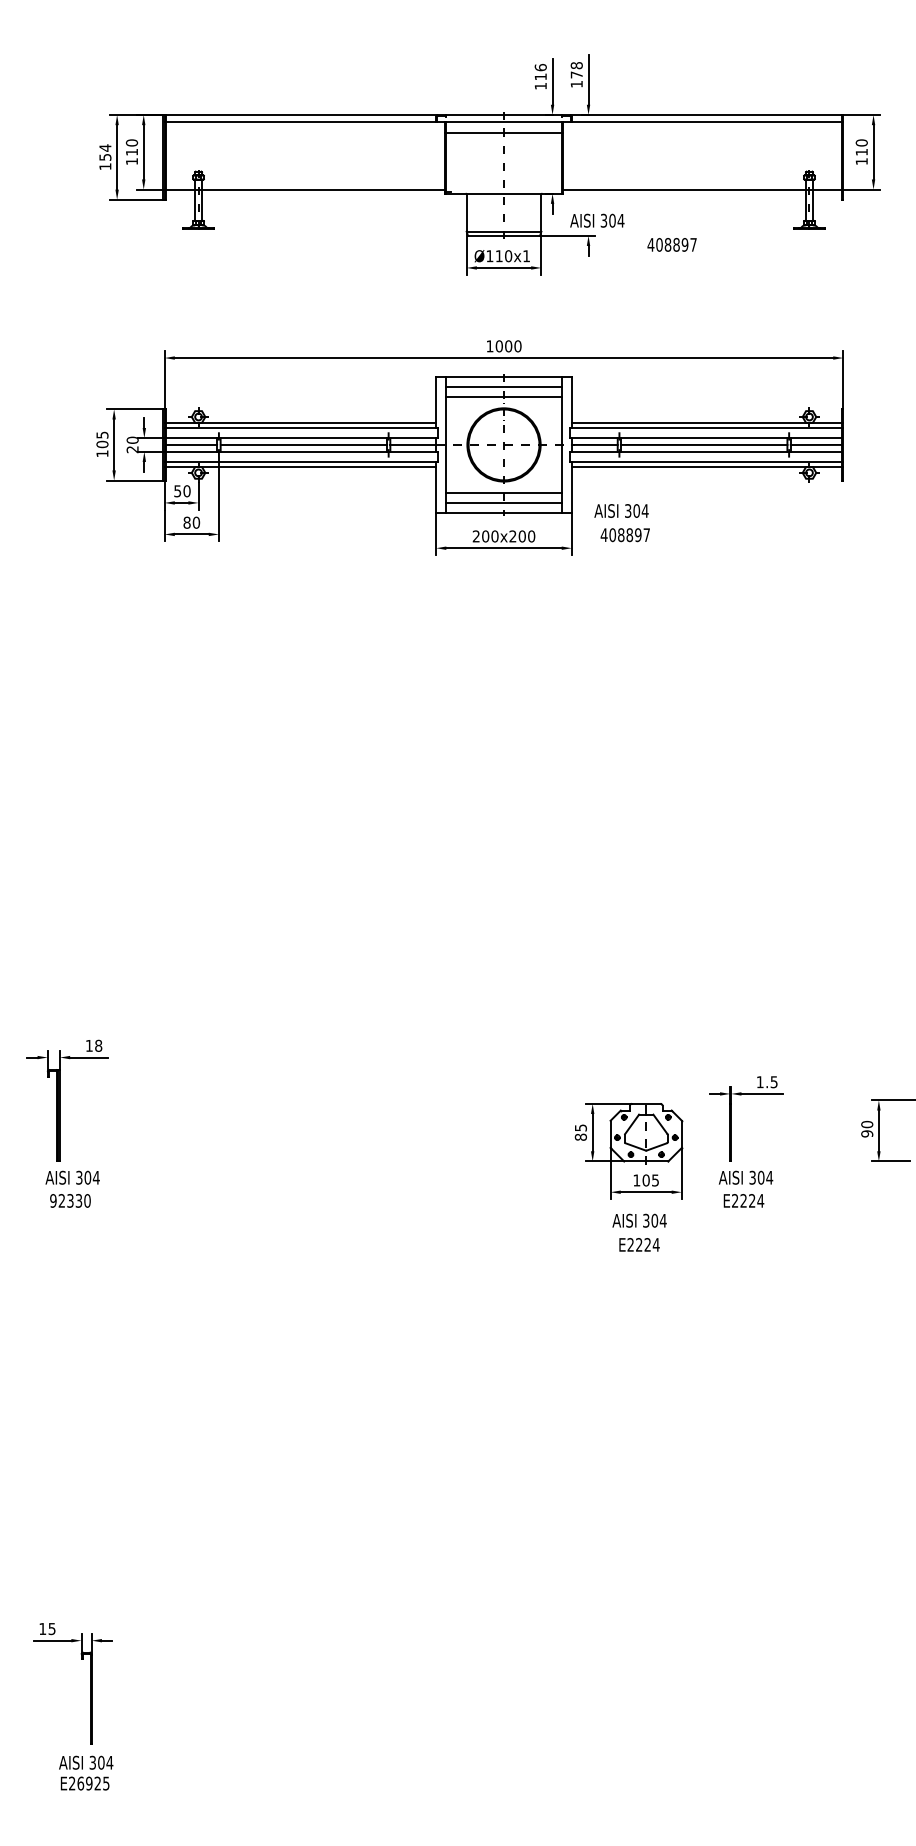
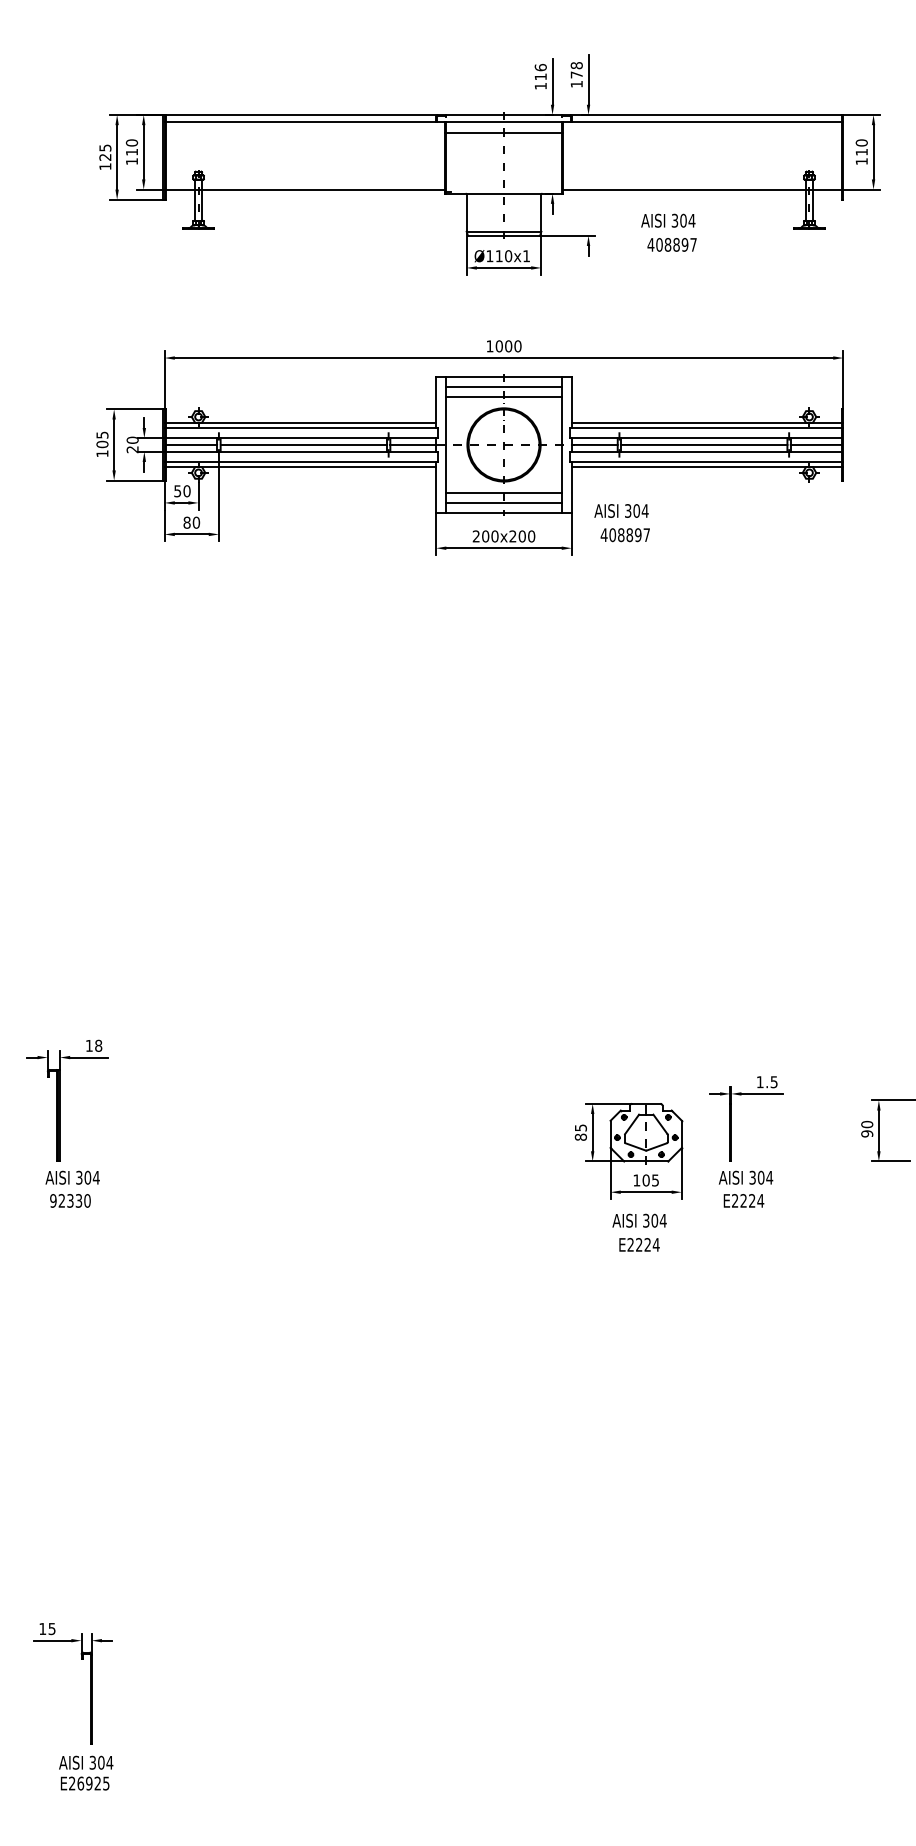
text: 154 -> 125 (105, 152)
text position: (597, 220) -> (668, 220) (668, 220)
